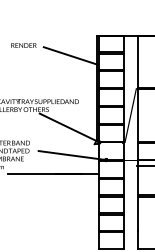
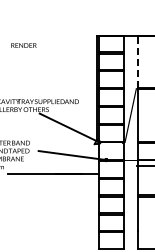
line: present -> none (70, 55)
line: solid -> dashed (137, 61)
